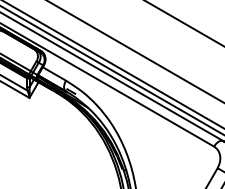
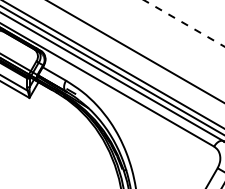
line: solid -> dashed (184, 23)
